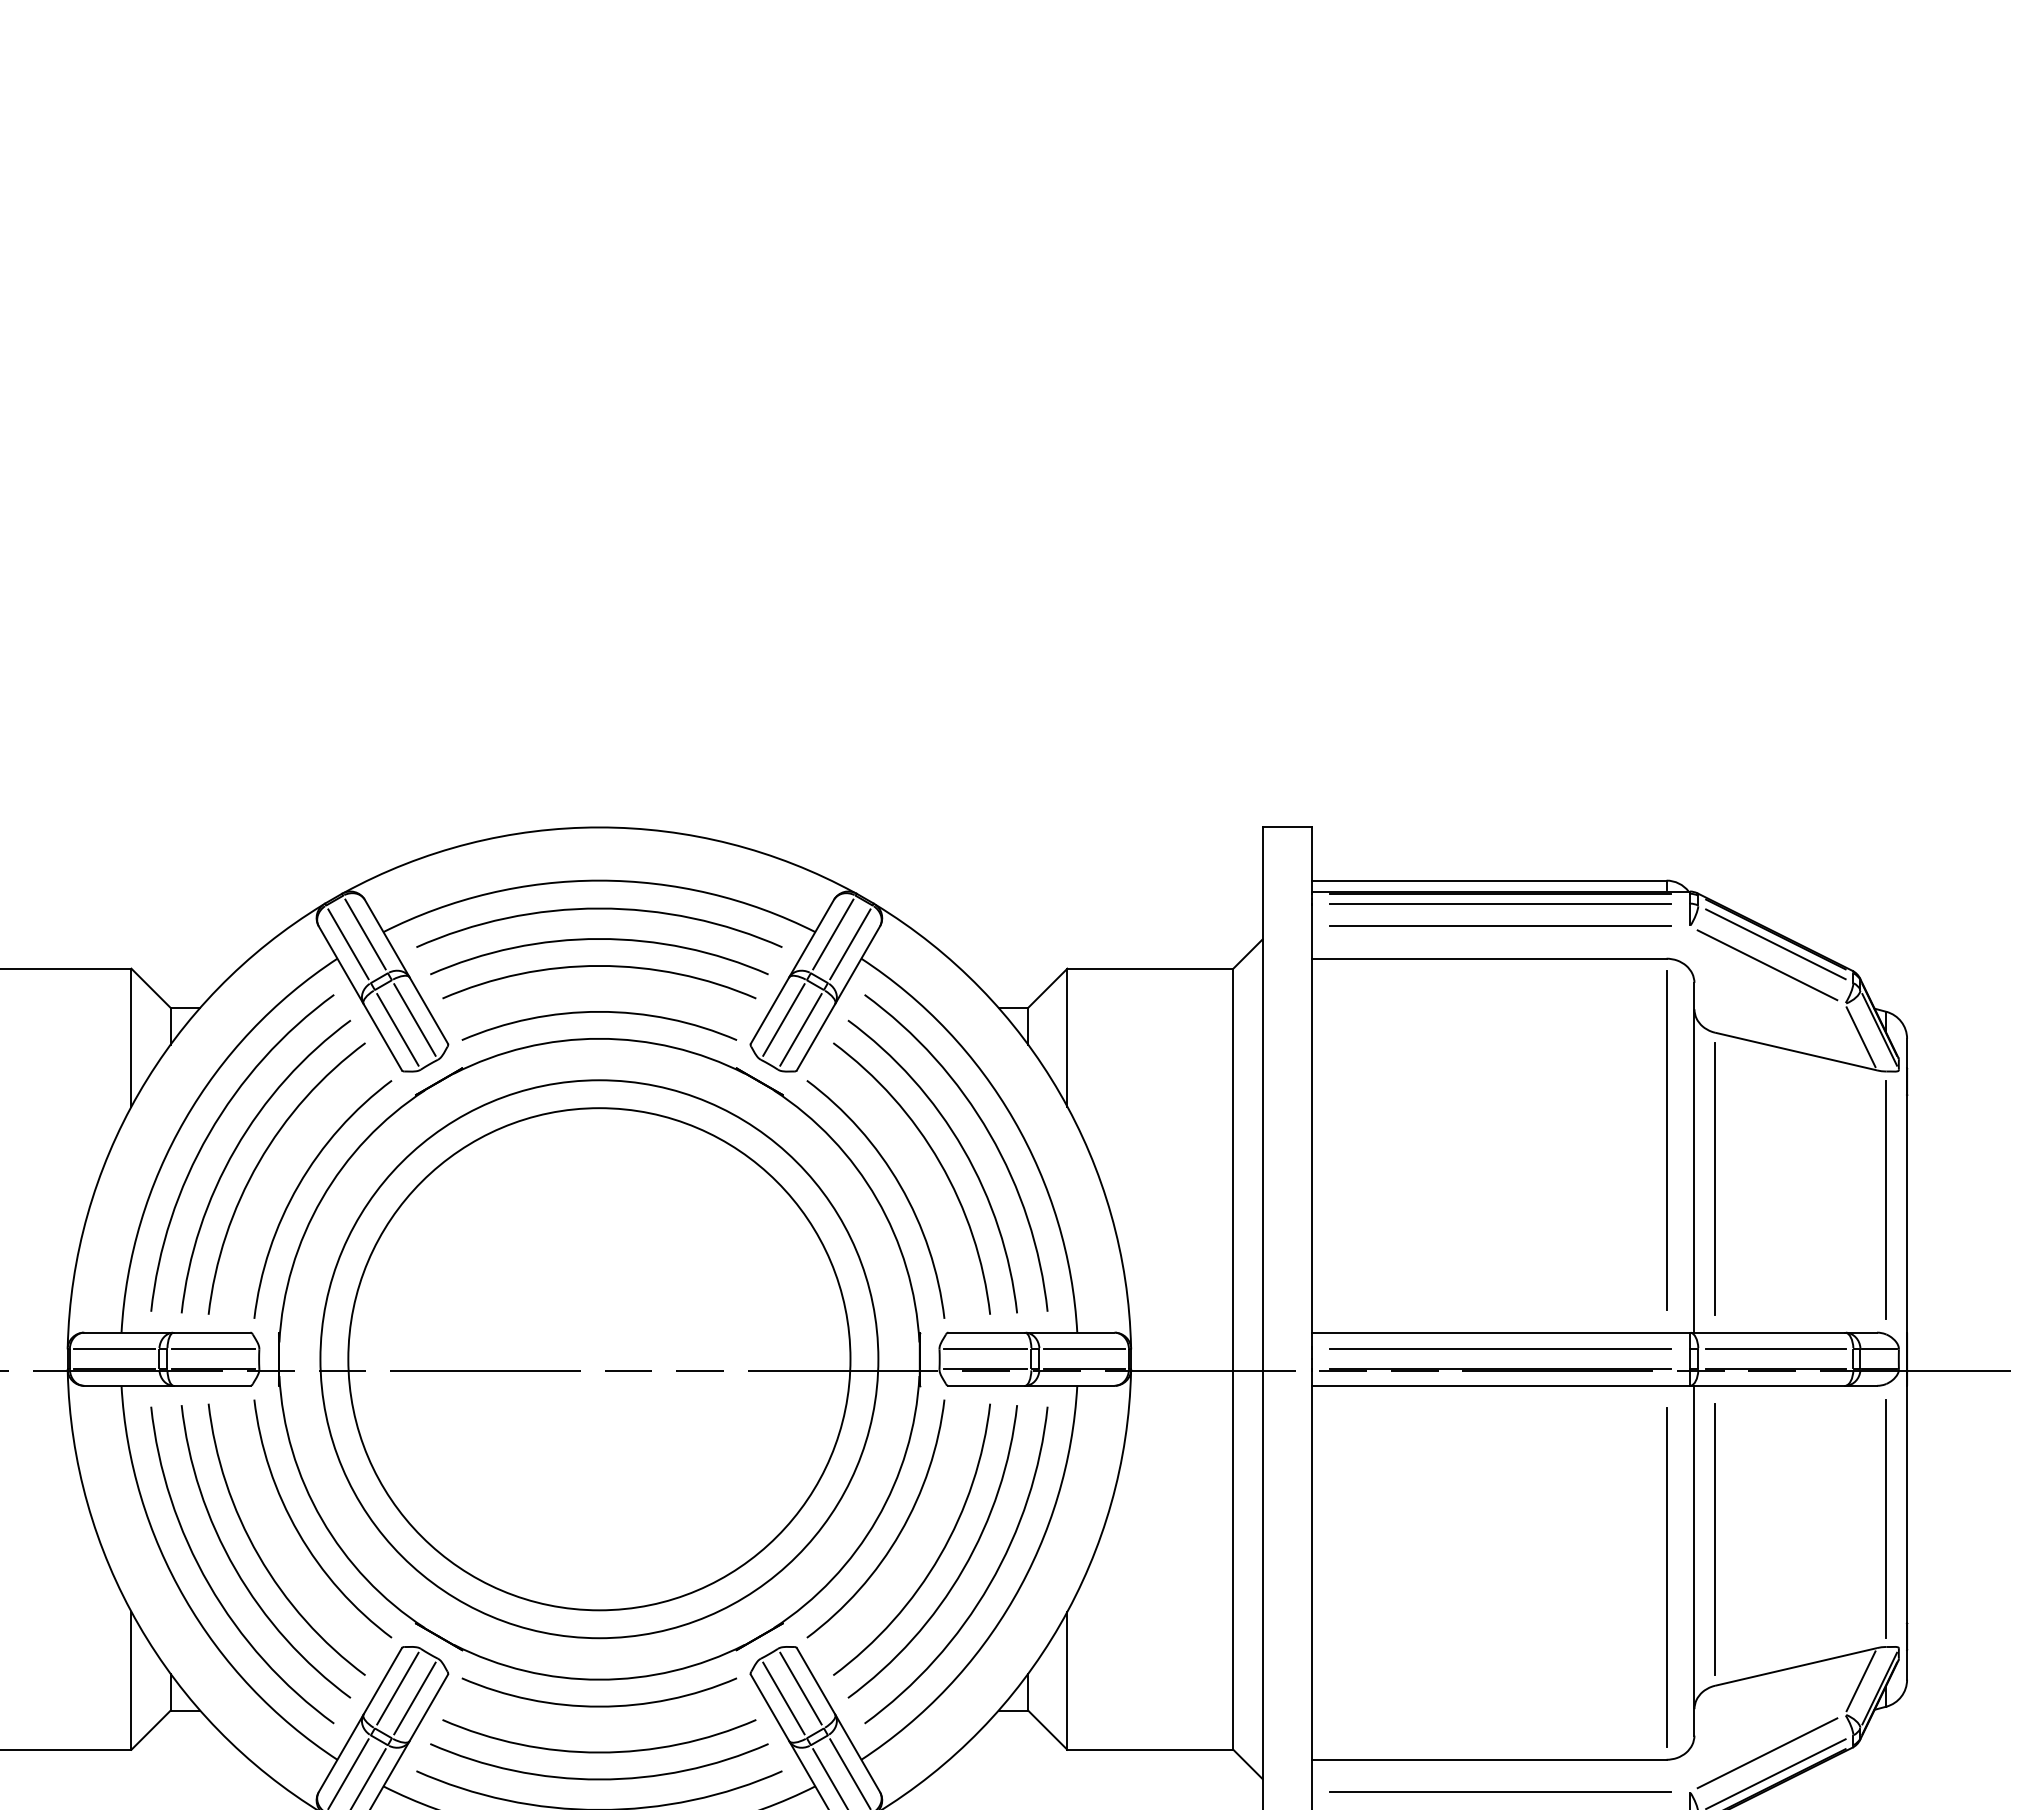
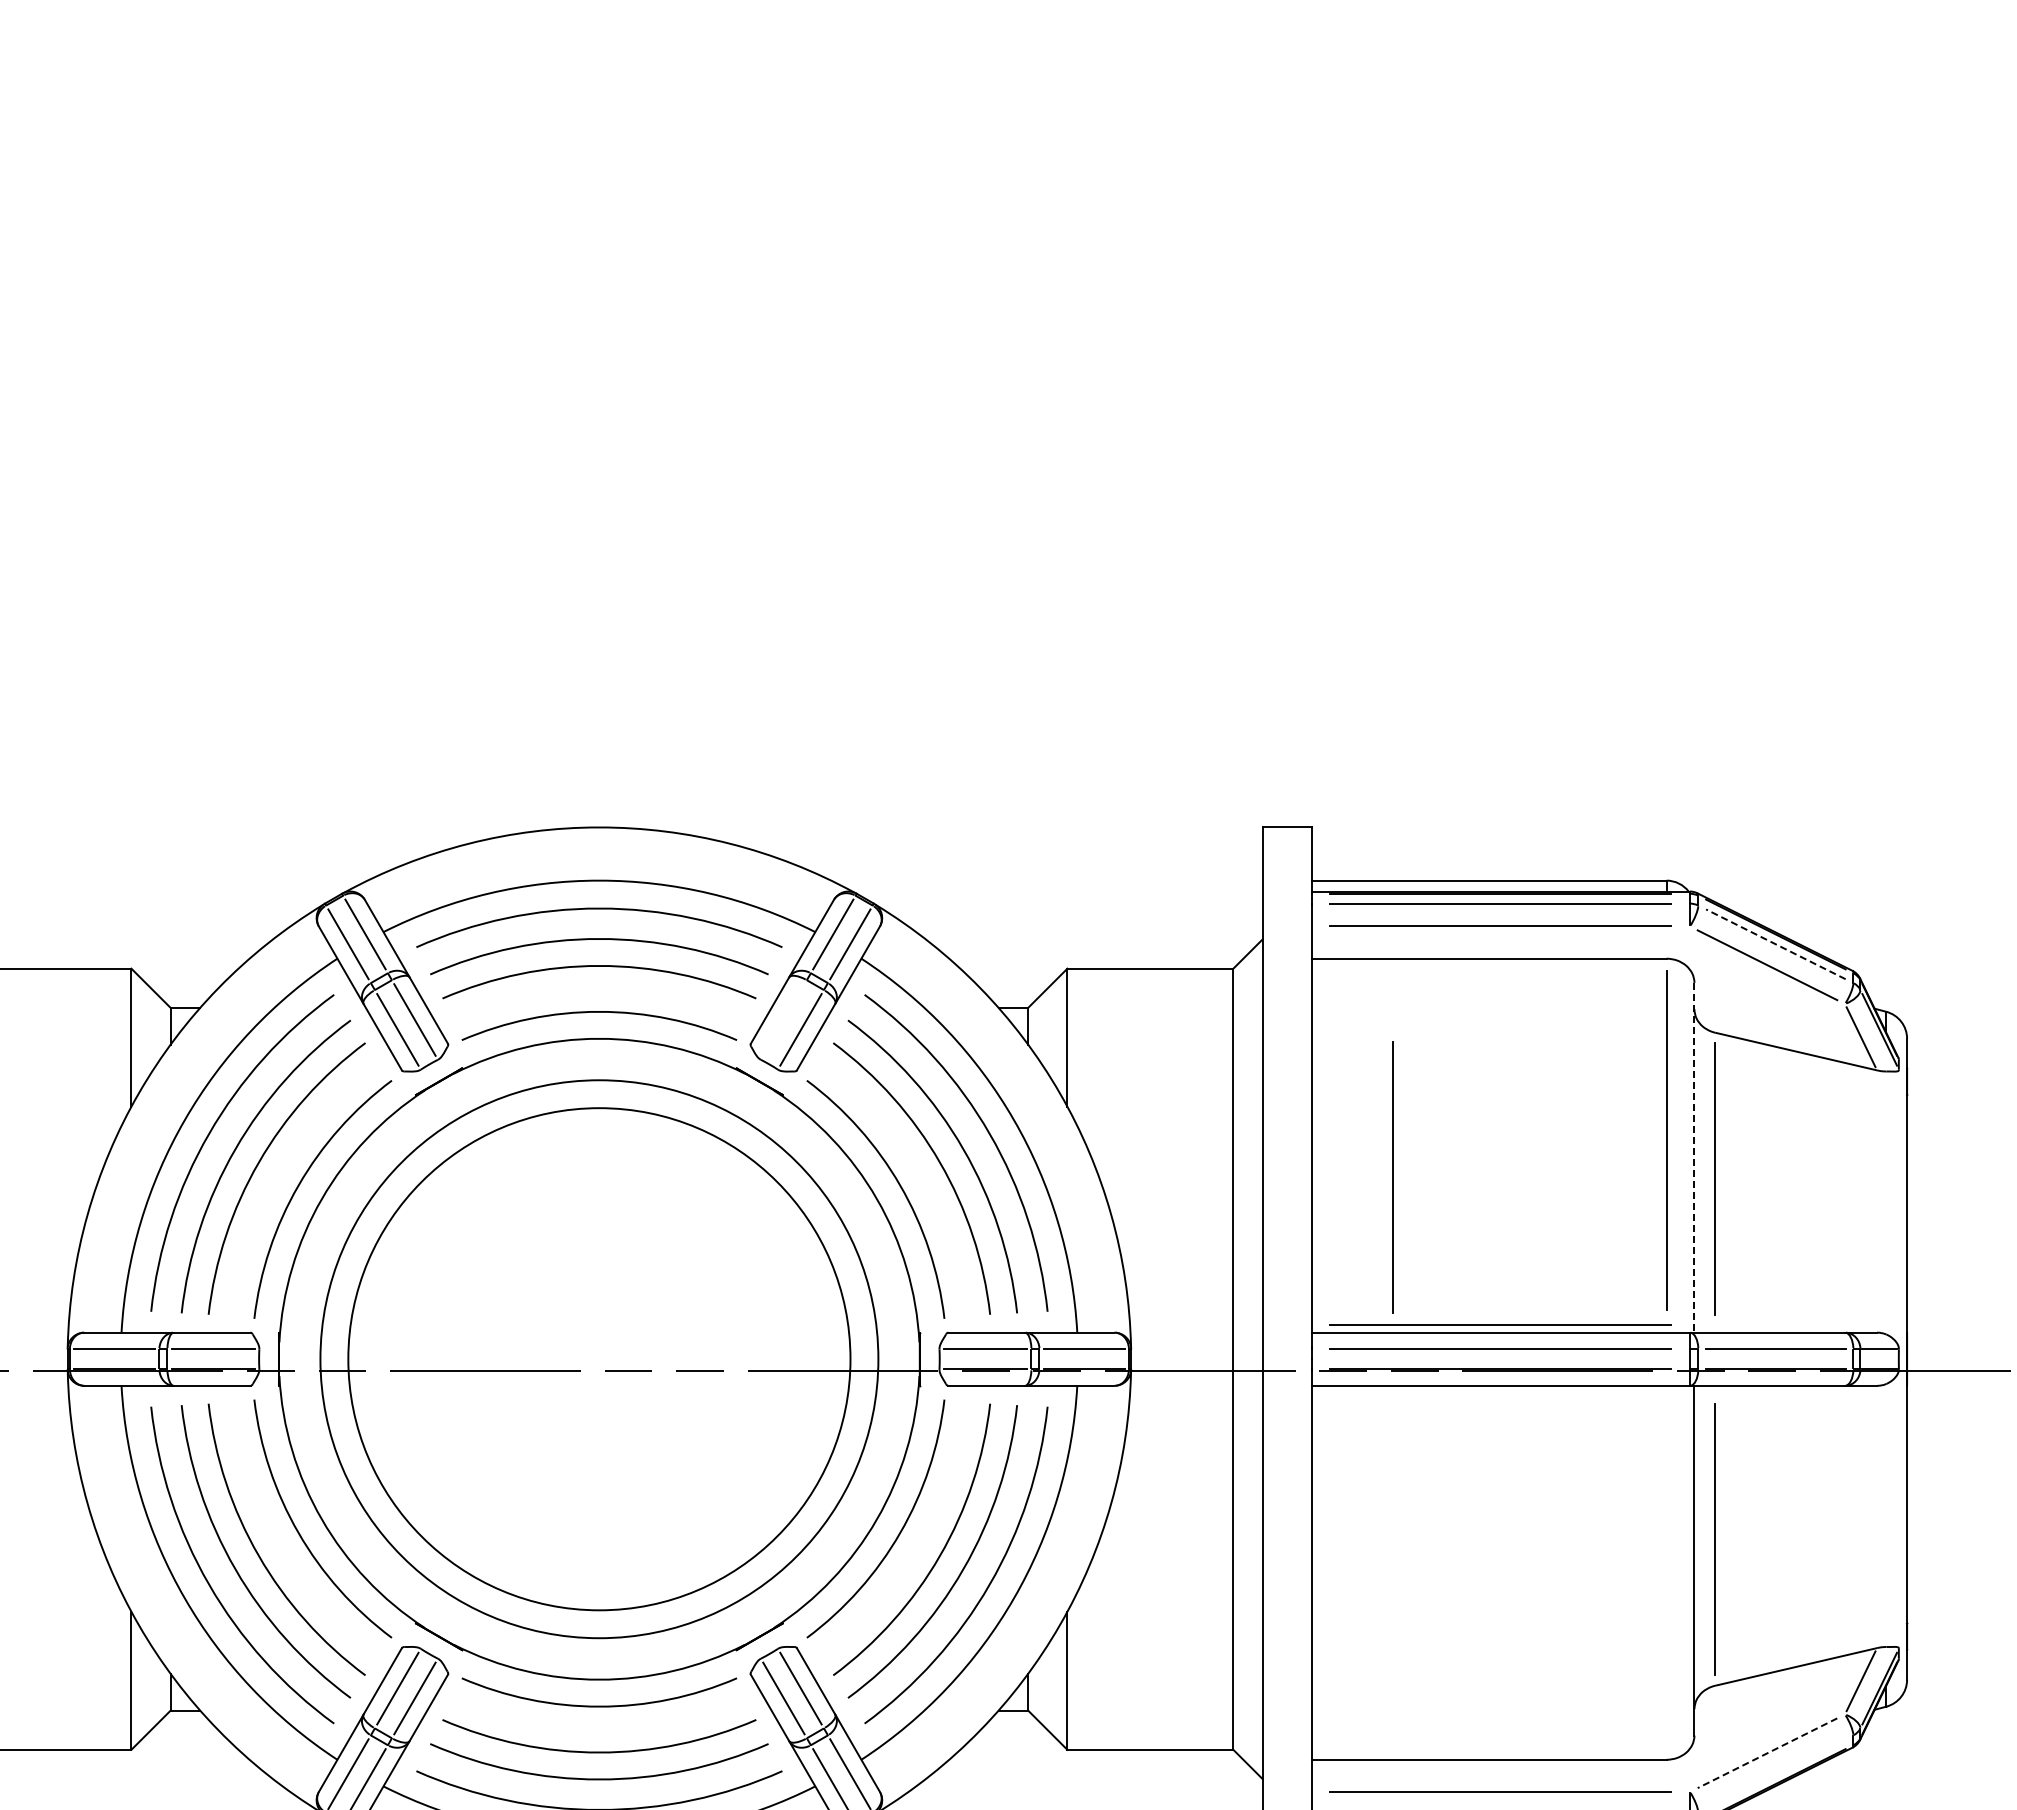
line: solid -> dashed (1775, 944)
line: present -> none (783, 1019)
line: solid -> dashed (1694, 1157)
line: none -> present (1392, 1177)
line: present -> none (1885, 1199)
line: none -> present (1500, 1324)
line: present -> none (1886, 1518)
line: present -> none (1666, 1577)
line: solid -> dashed (1767, 1753)
line: present -> none (1777, 1772)
